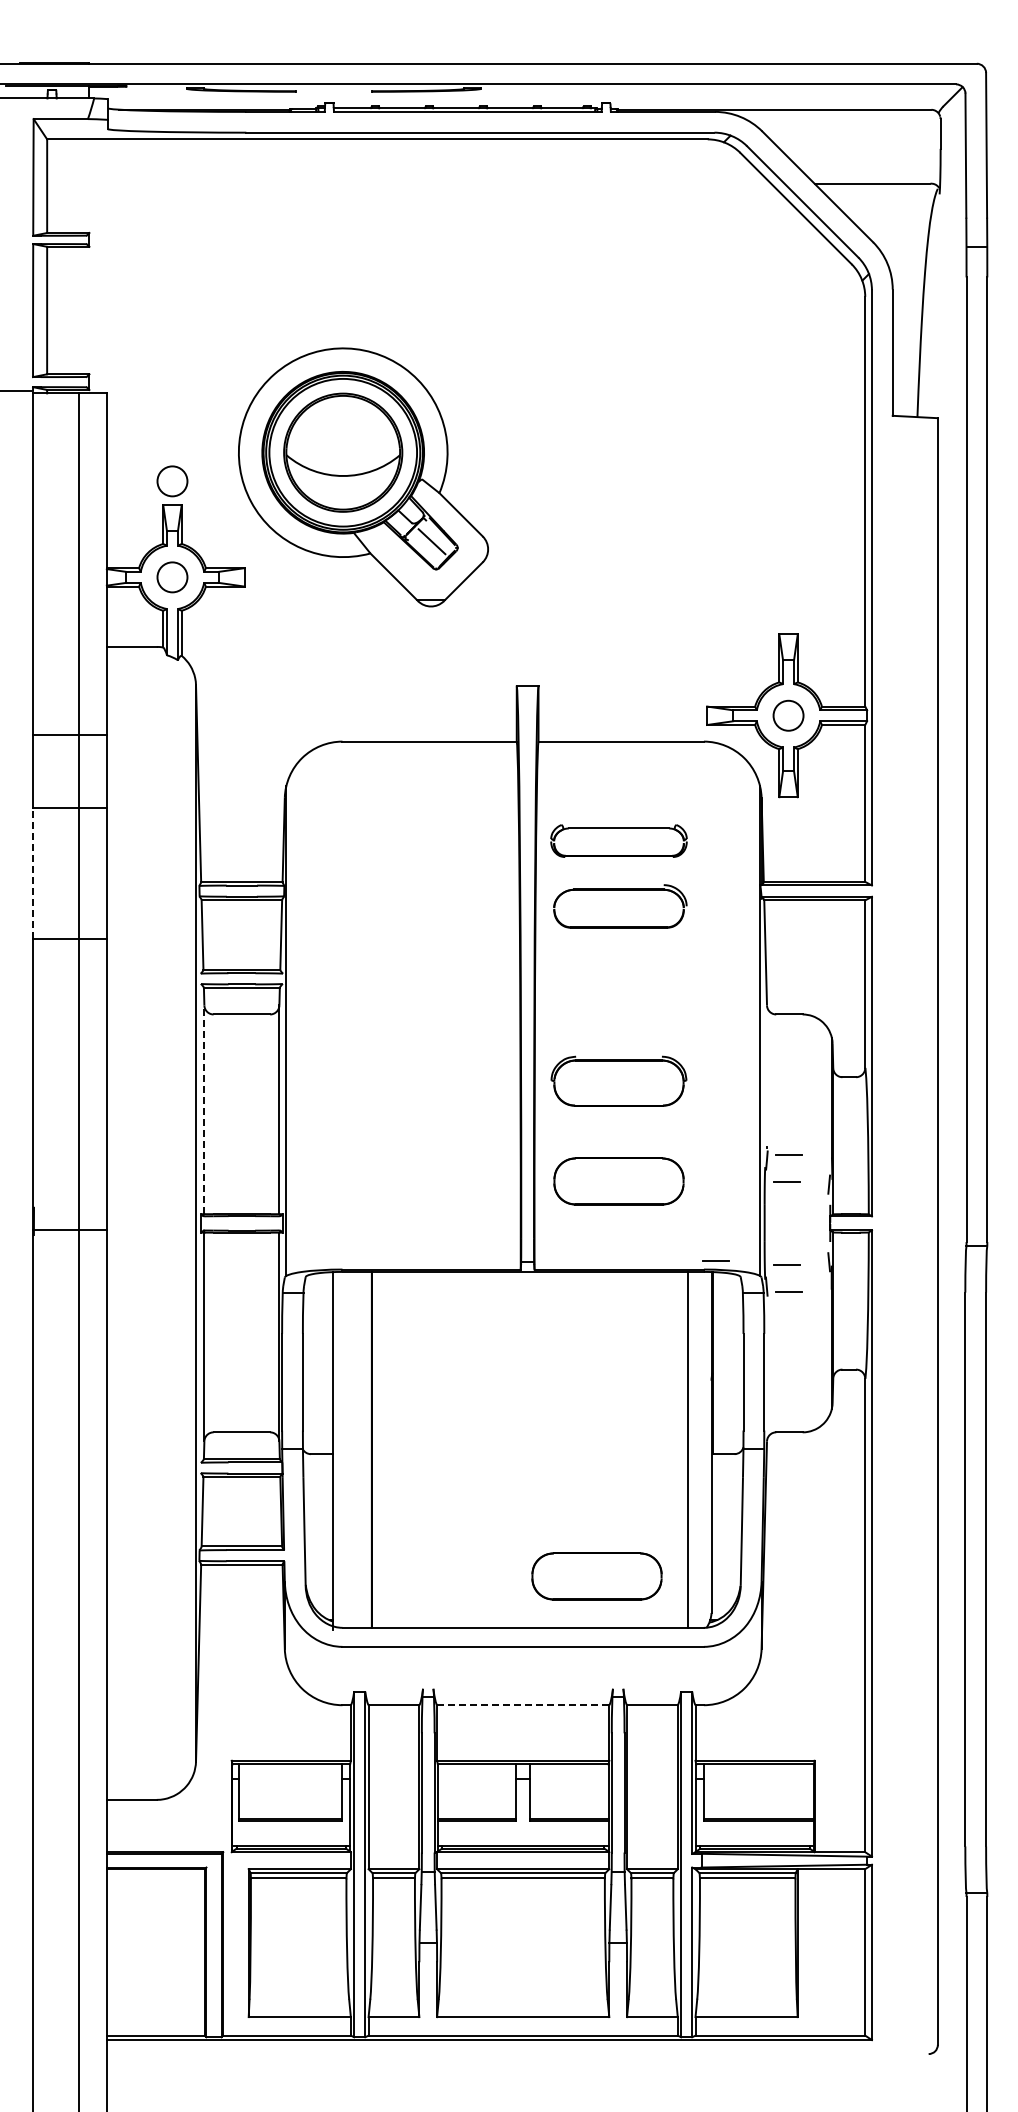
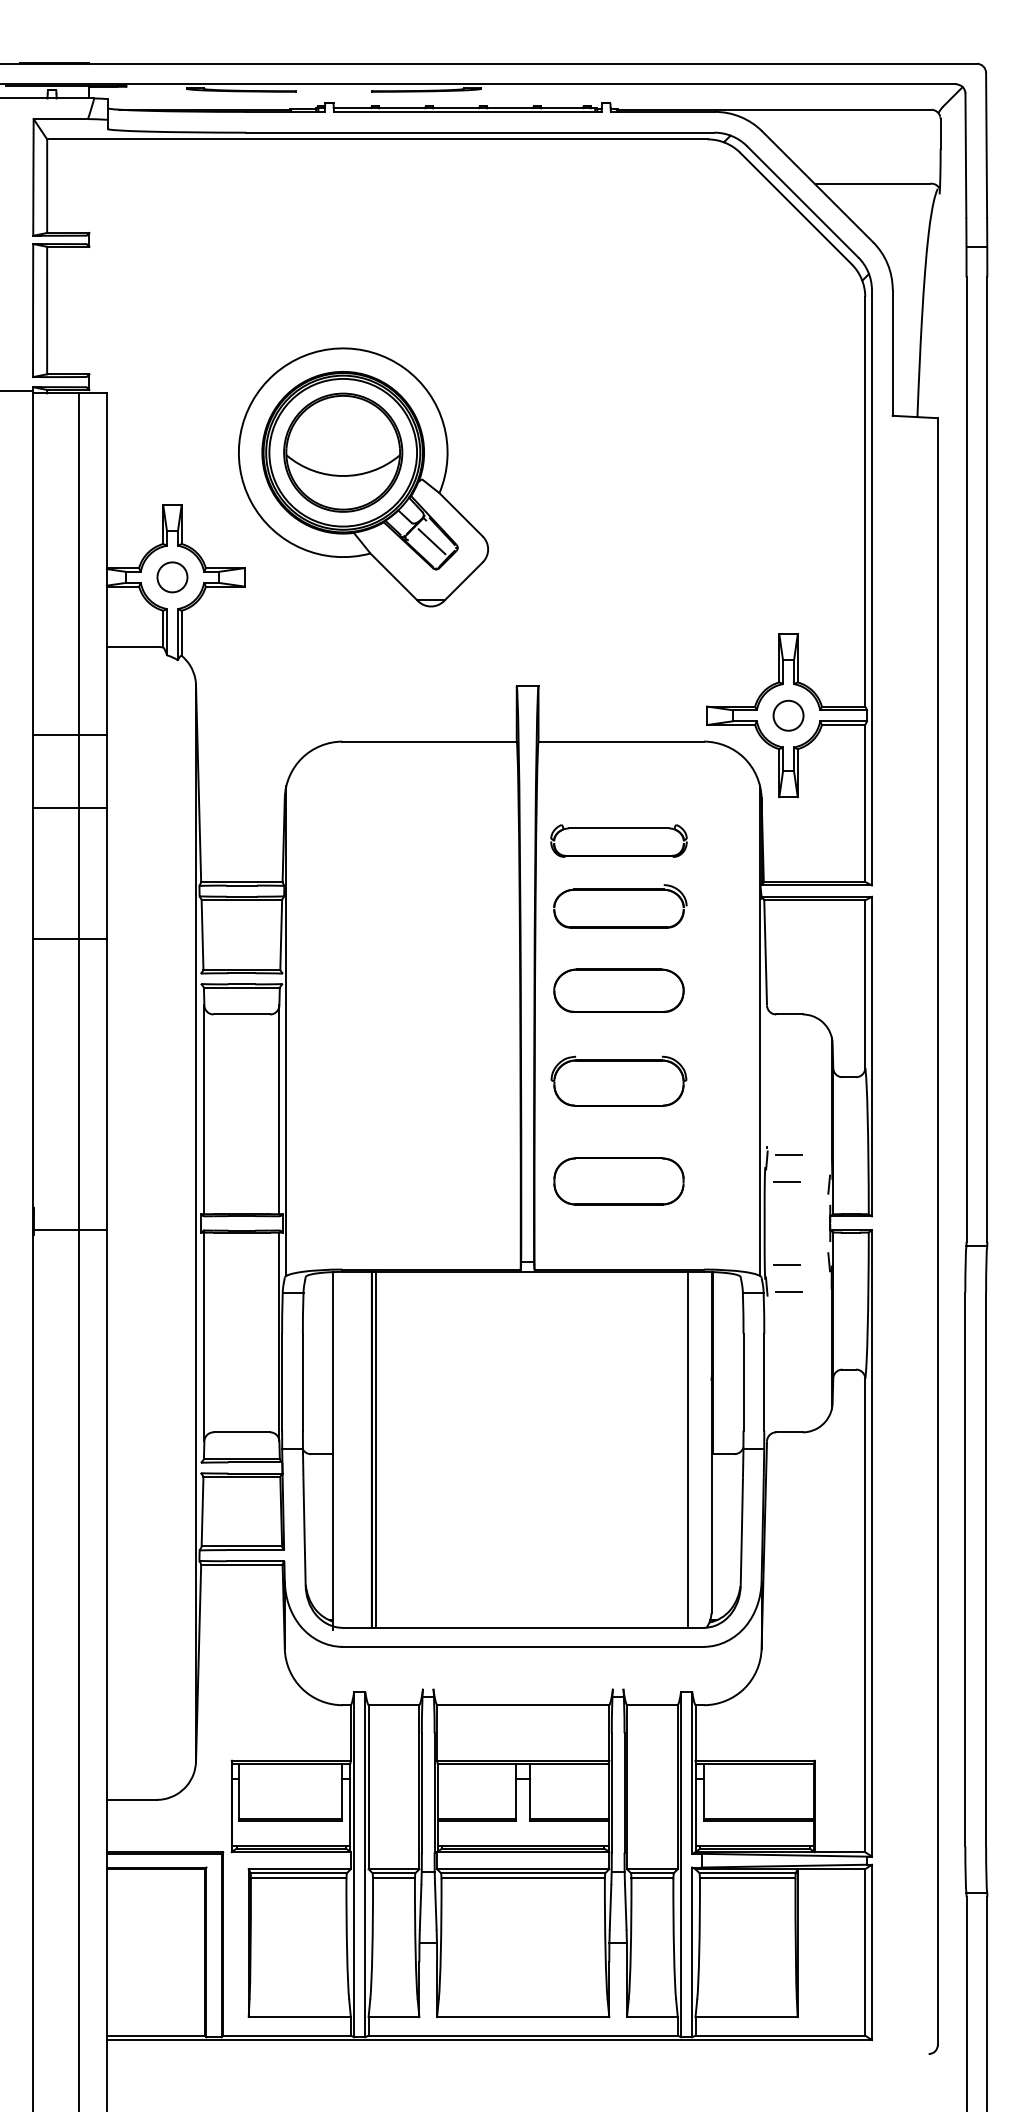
circle: present -> none (172, 481)
line: dashed -> solid (33, 873)
part: none -> present (618, 990)
line: dashed -> solid (204, 1109)
line: present -> none (715, 1260)
line: none -> present (376, 1449)
part: present -> none (596, 1576)
line: dashed -> solid (523, 1705)
